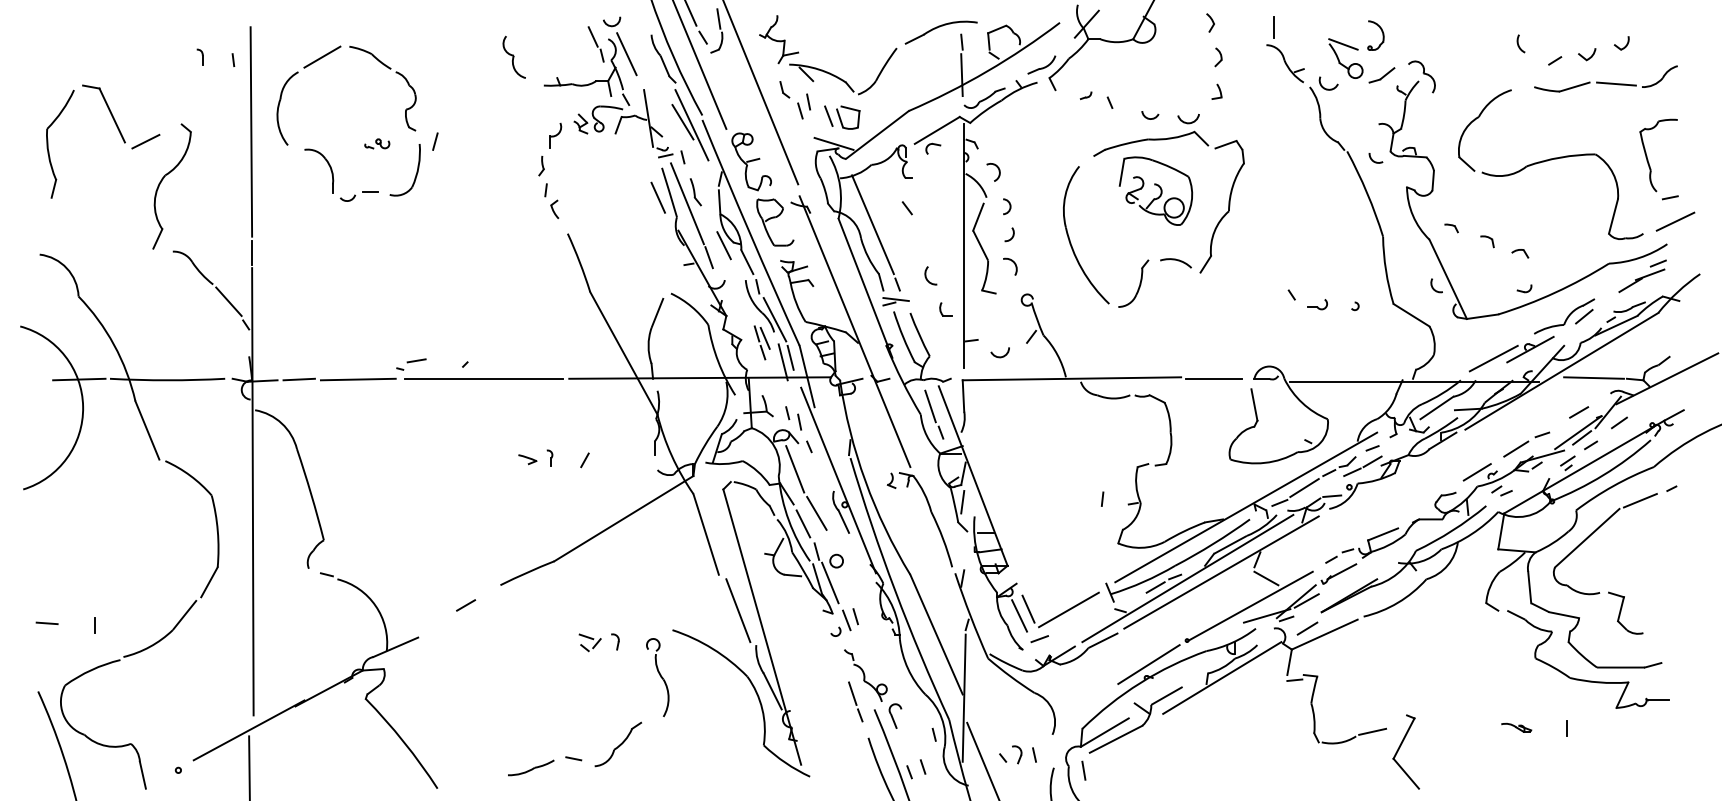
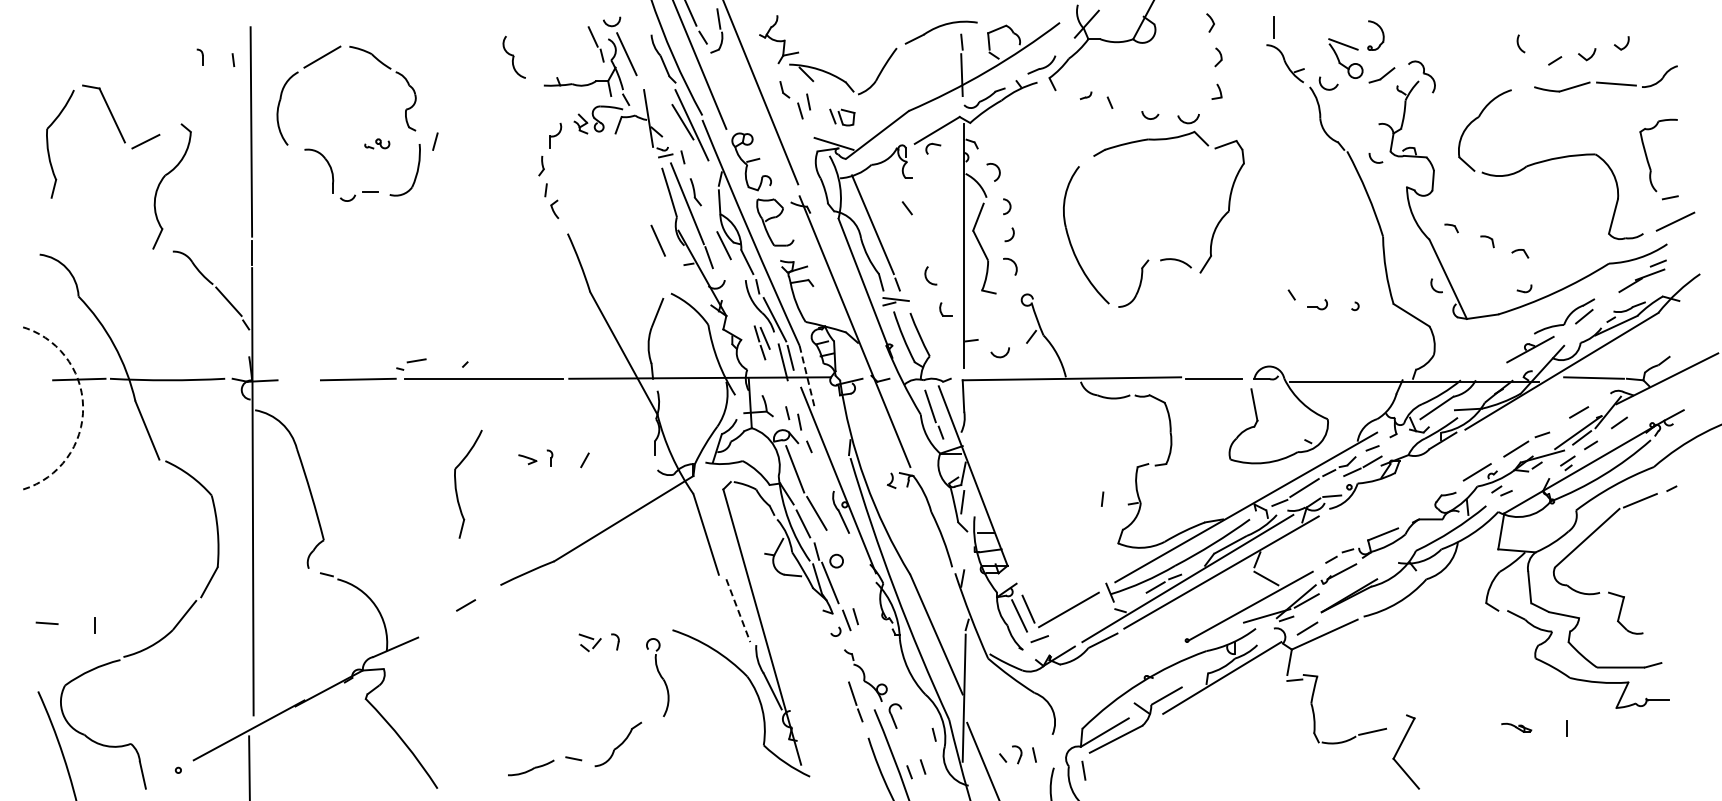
part size: 37x25 px -> 27x19 px (842, 117)
part: present -> none (1155, 190)
line position: (657, 197) -> (657, 240) (657, 240)
line: present -> none (1493, 358)
line: solid -> dashed (807, 376)
line: present -> none (298, 379)
arc: solid -> dashed (83, 406)
part: none -> present (456, 483)
line: solid -> dashed (738, 610)
line: present -> none (1148, 664)
